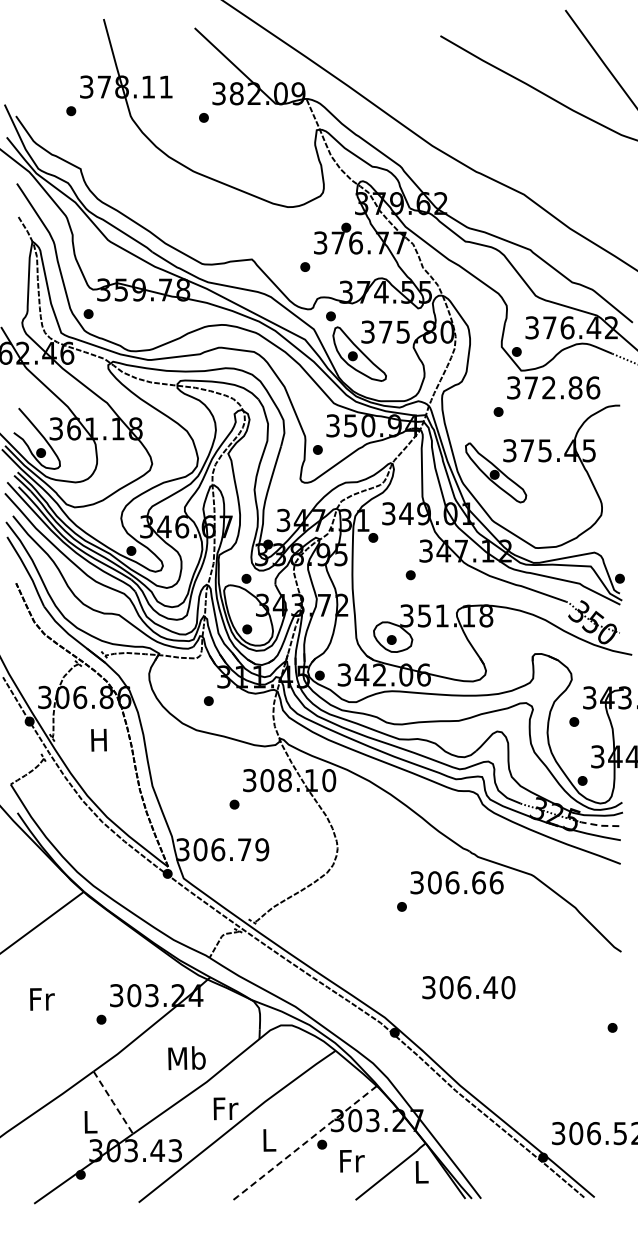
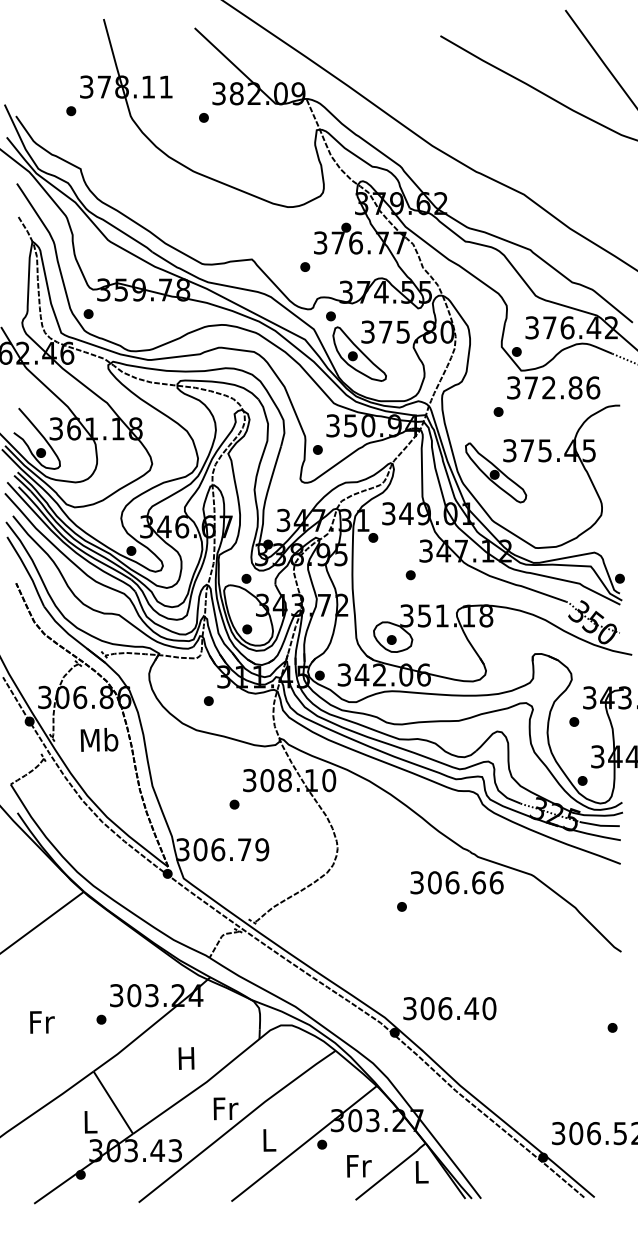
text: H -> Mb (99, 739)
line: dashed -> solid (599, 825)
text position: (468, 987) -> (449, 1008) (449, 1008)
text position: (42, 999) -> (42, 1022) (42, 1022)
text: Mb -> H (186, 1058)
line: dashed -> solid (113, 1102)
line: dashed -> solid (303, 1144)
text position: (352, 1161) -> (359, 1166) (359, 1166)
